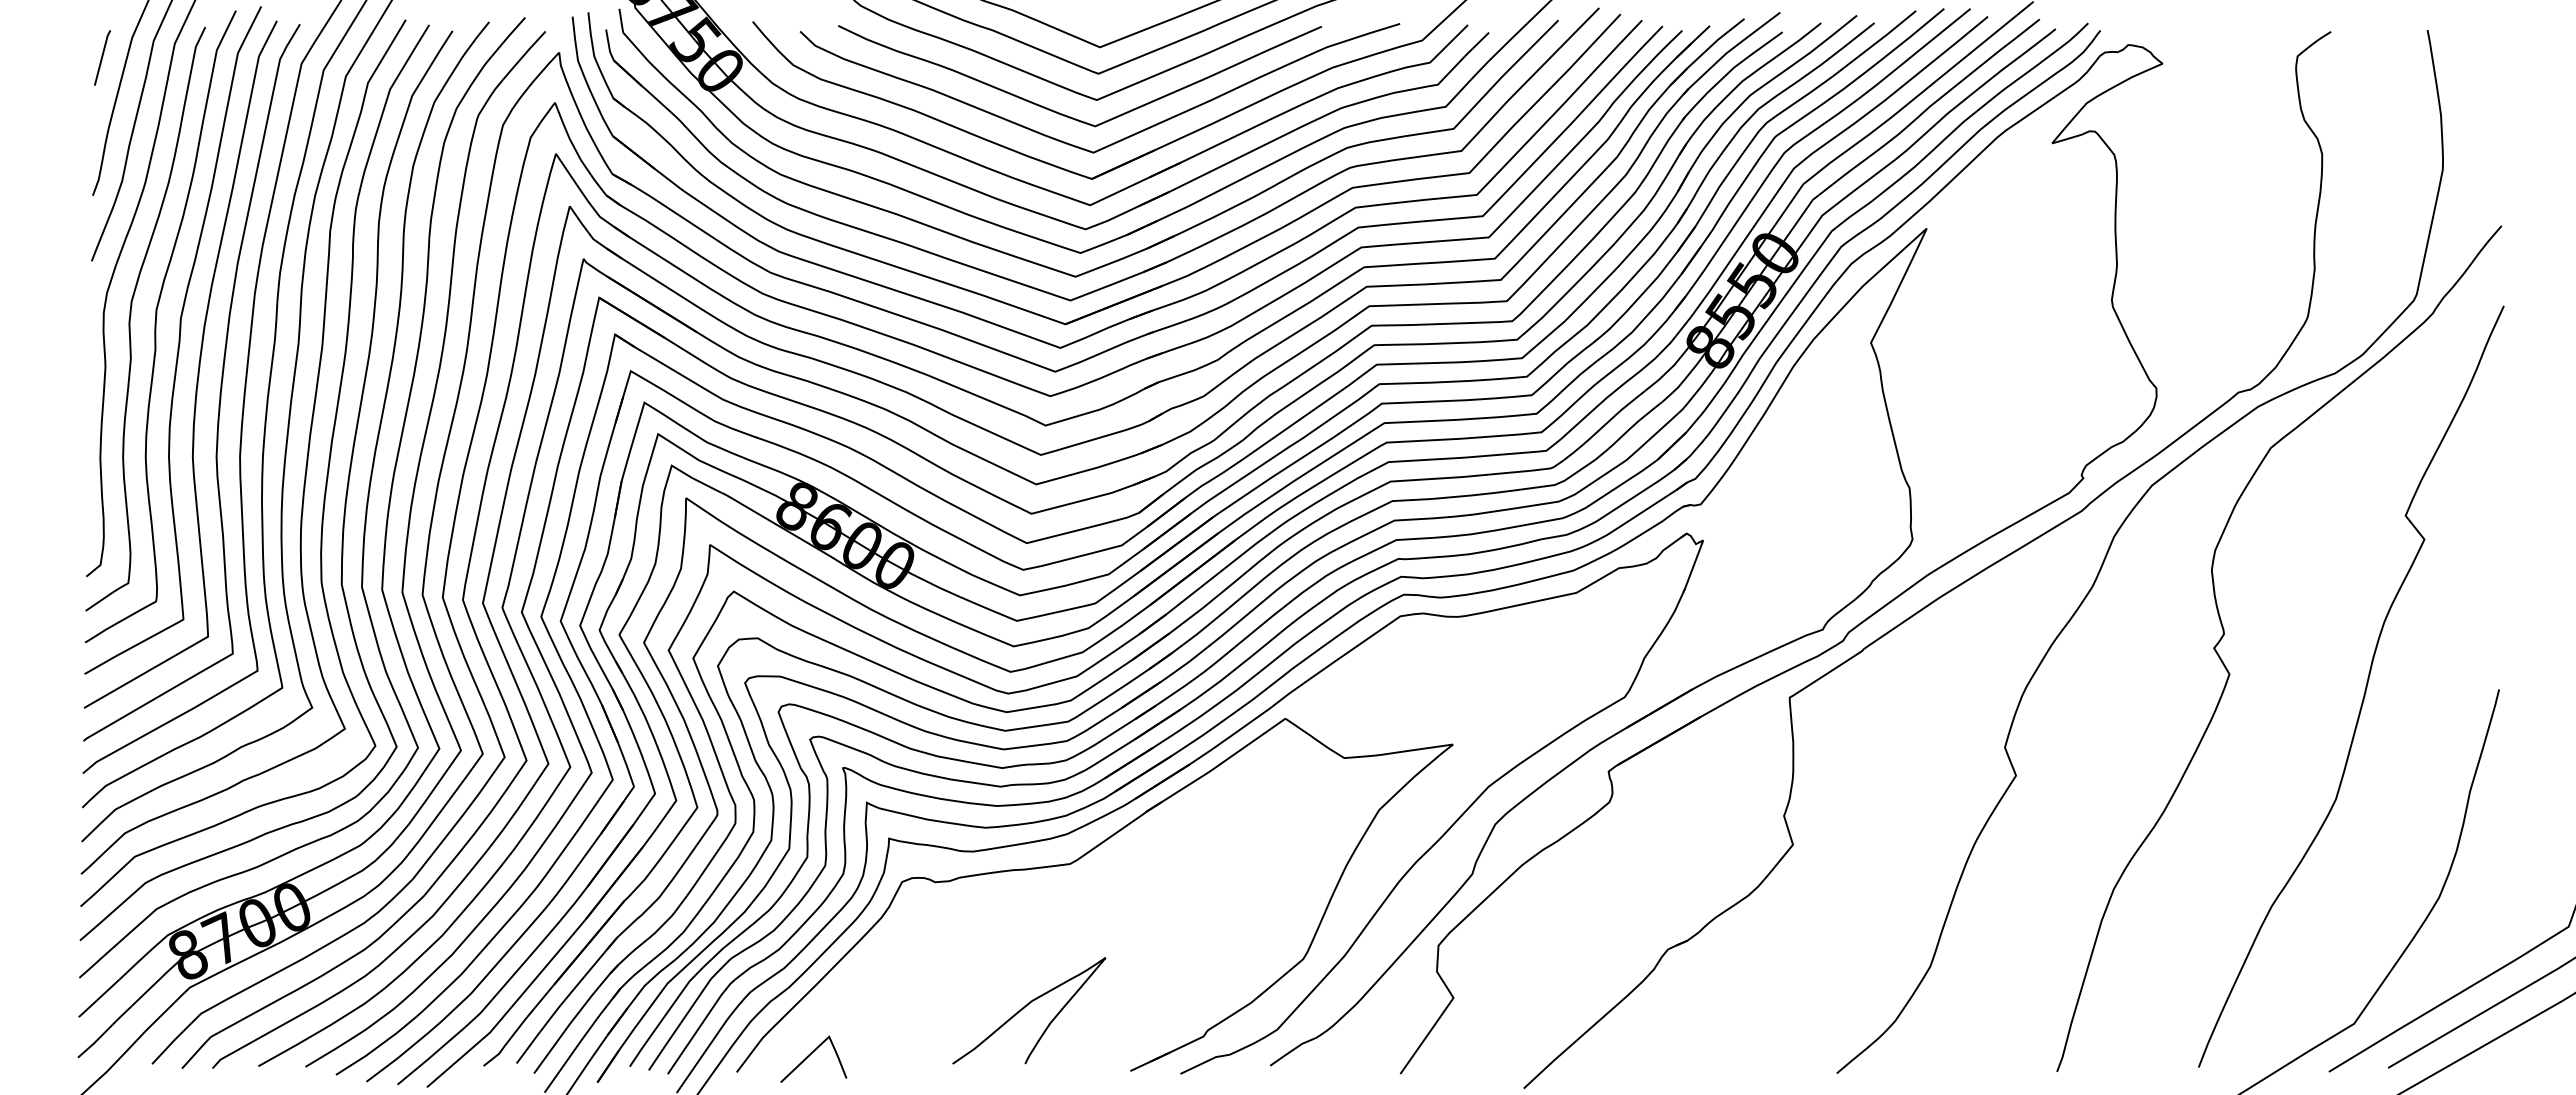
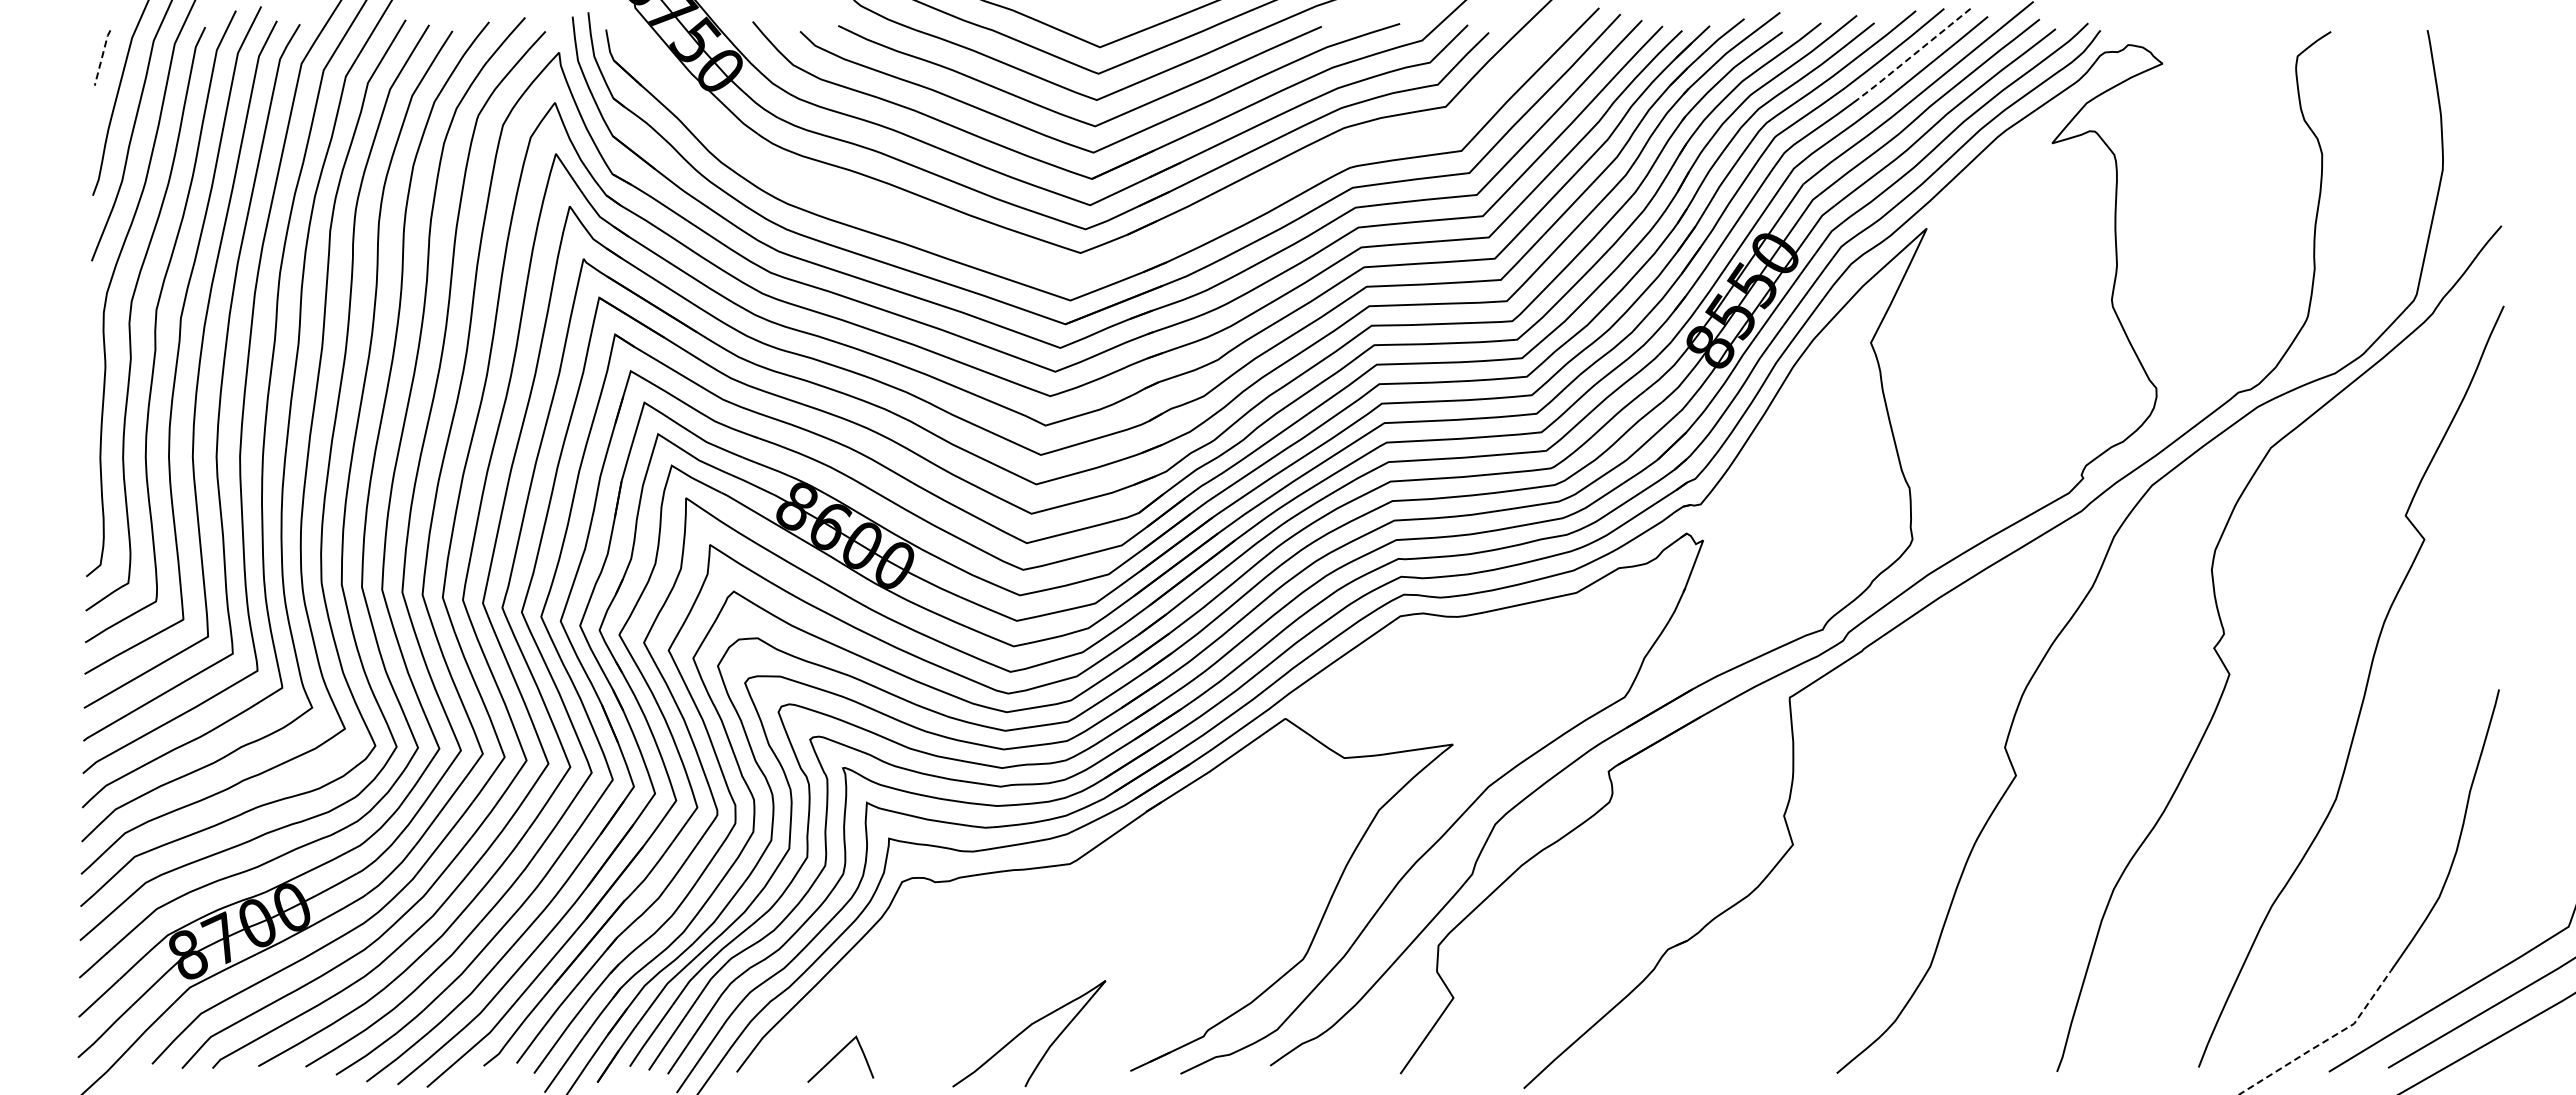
line: solid -> dashed (1913, 55)
line: solid -> dashed (102, 57)
part: present -> none (1134, 252)
curve position: (1026, 1006) -> (1026, 1029) (1026, 1029)
line: solid -> dashed (2324, 1041)
curve position: (810, 1055) -> (837, 1055) (837, 1055)
